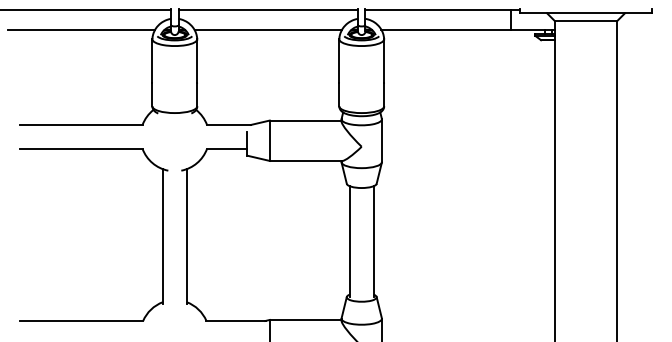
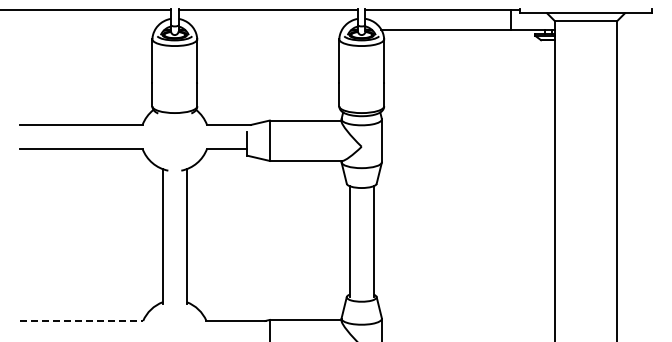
line: present -> none (81, 29)
line: present -> none (268, 29)
line: solid -> dashed (81, 320)
